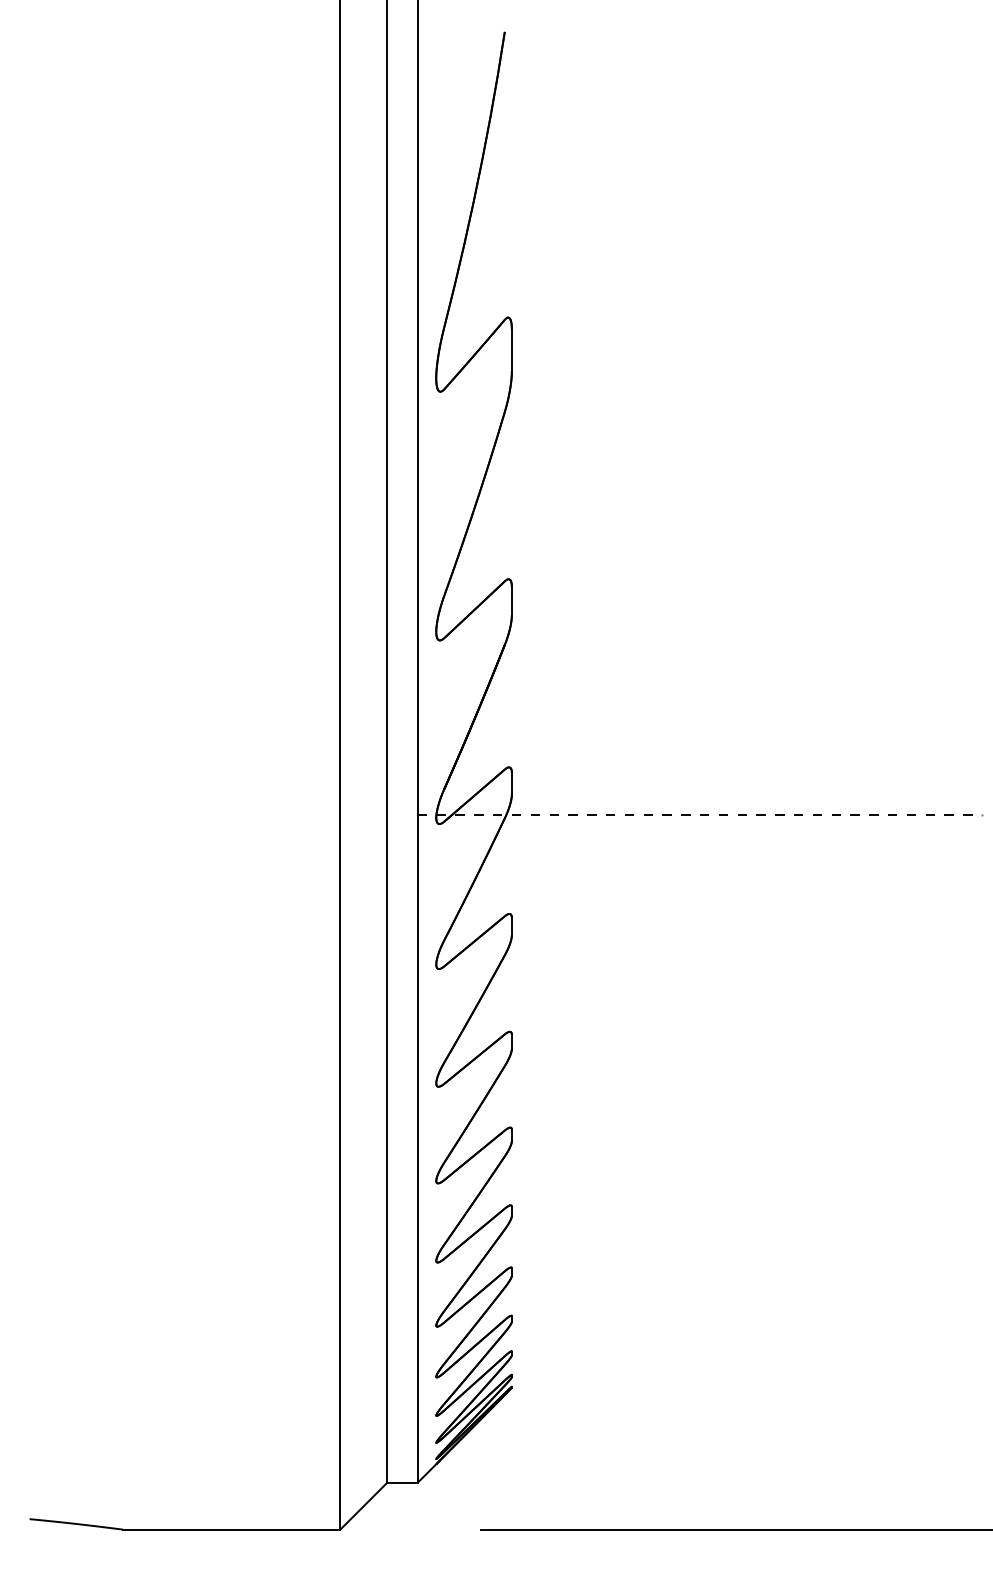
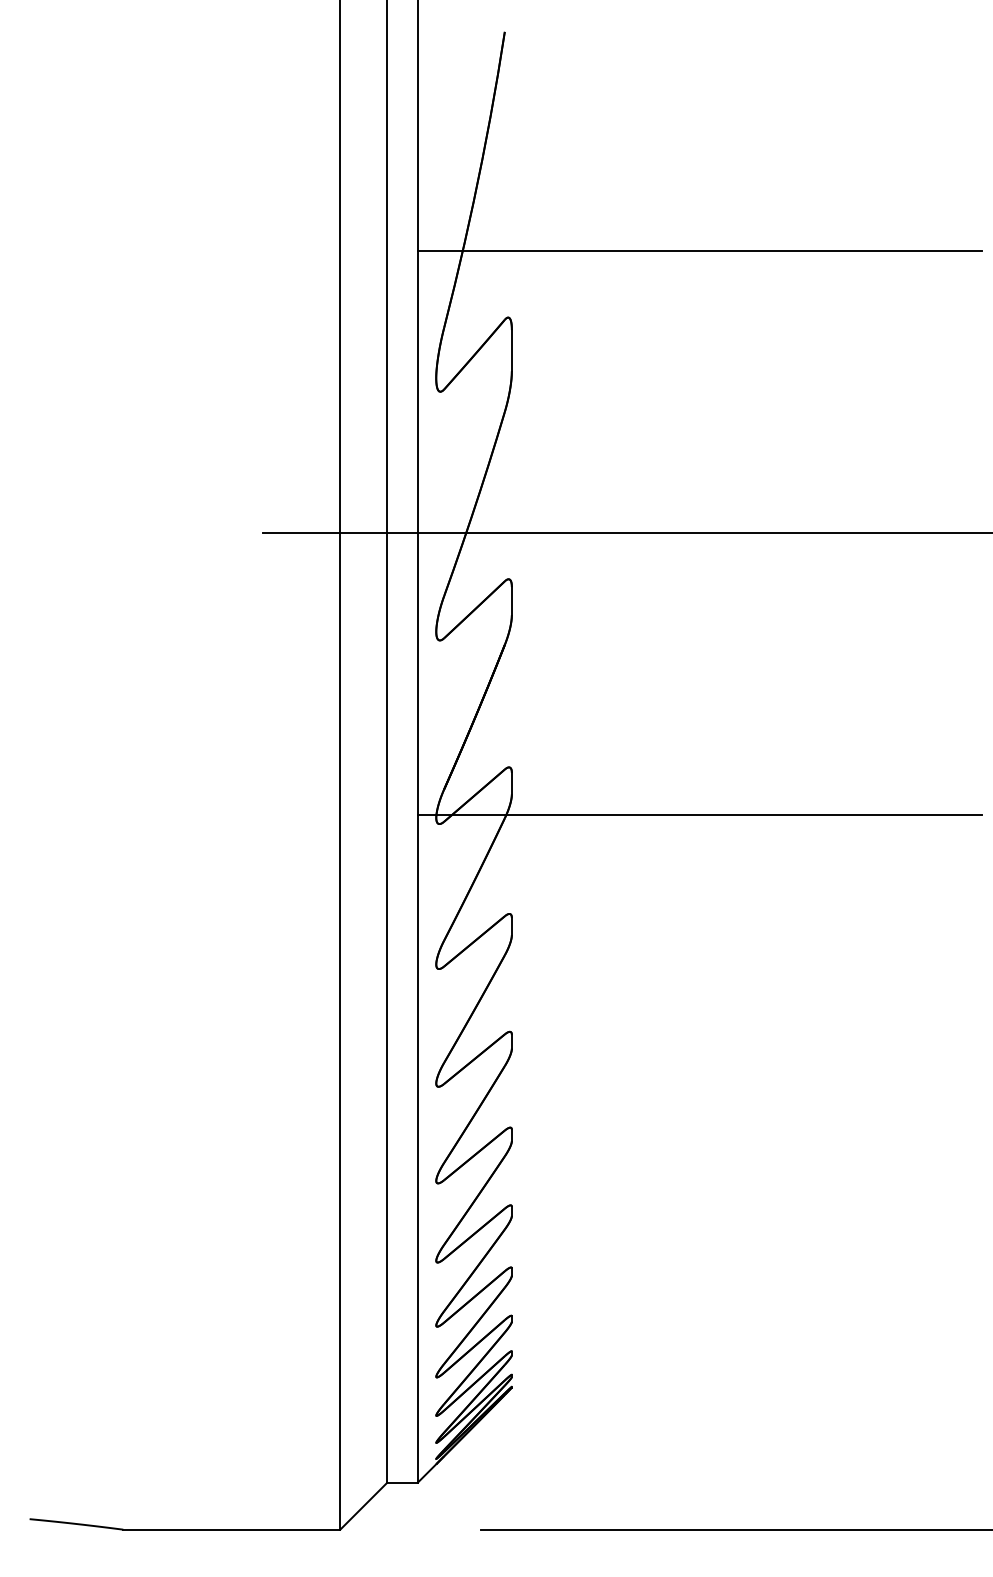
line: none -> present (699, 250)
line: none -> present (626, 532)
line: dashed -> solid (700, 815)
